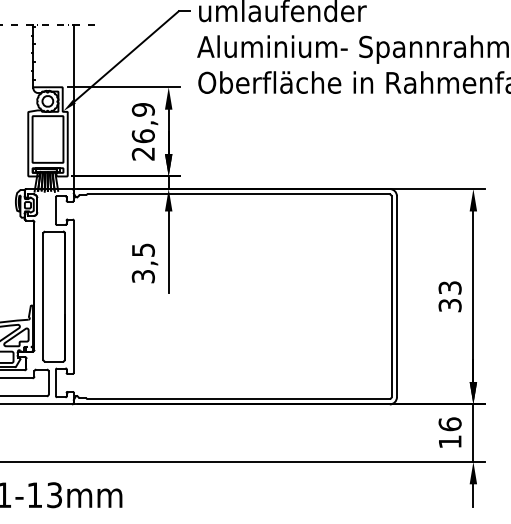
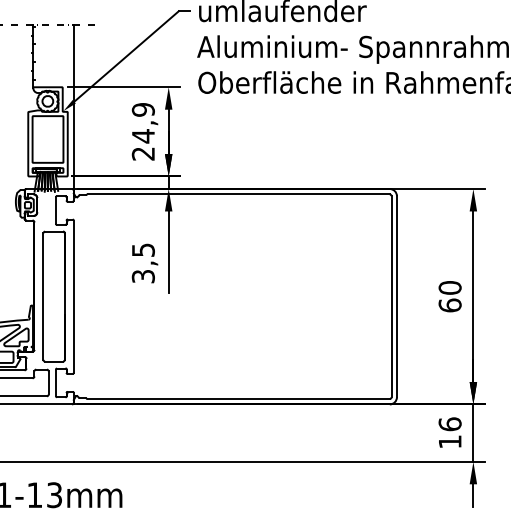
text: 26,9 -> 24,9 (142, 136)
text: 33 -> 60 (449, 296)
